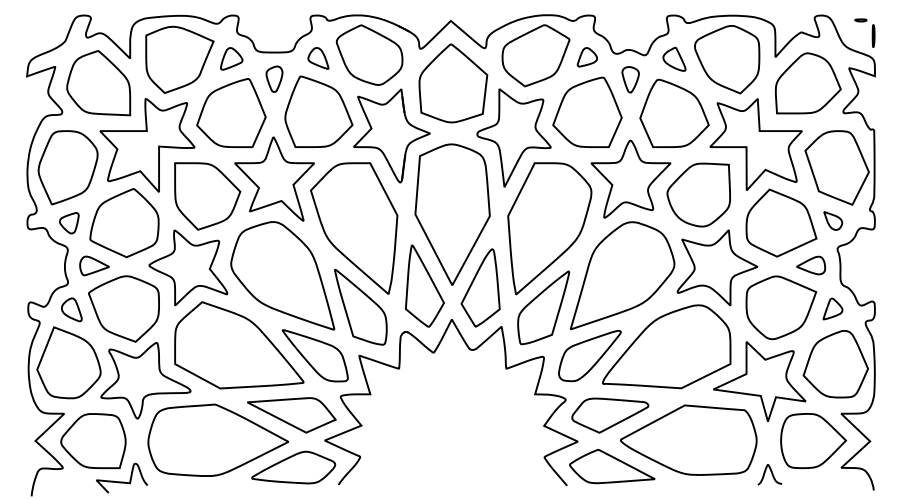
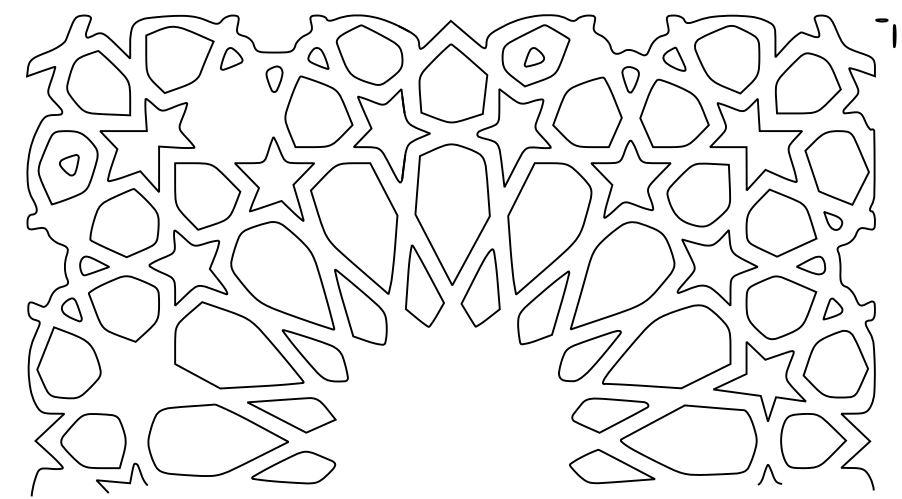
part position: (871, 32) -> (892, 32) (892, 32)
part position: (586, 57) -> (533, 57) (533, 57)
part: present -> none (231, 112)
part position: (69, 223) -> (69, 165) (69, 165)
part: present -> none (434, 353)
part: present -> none (145, 380)
